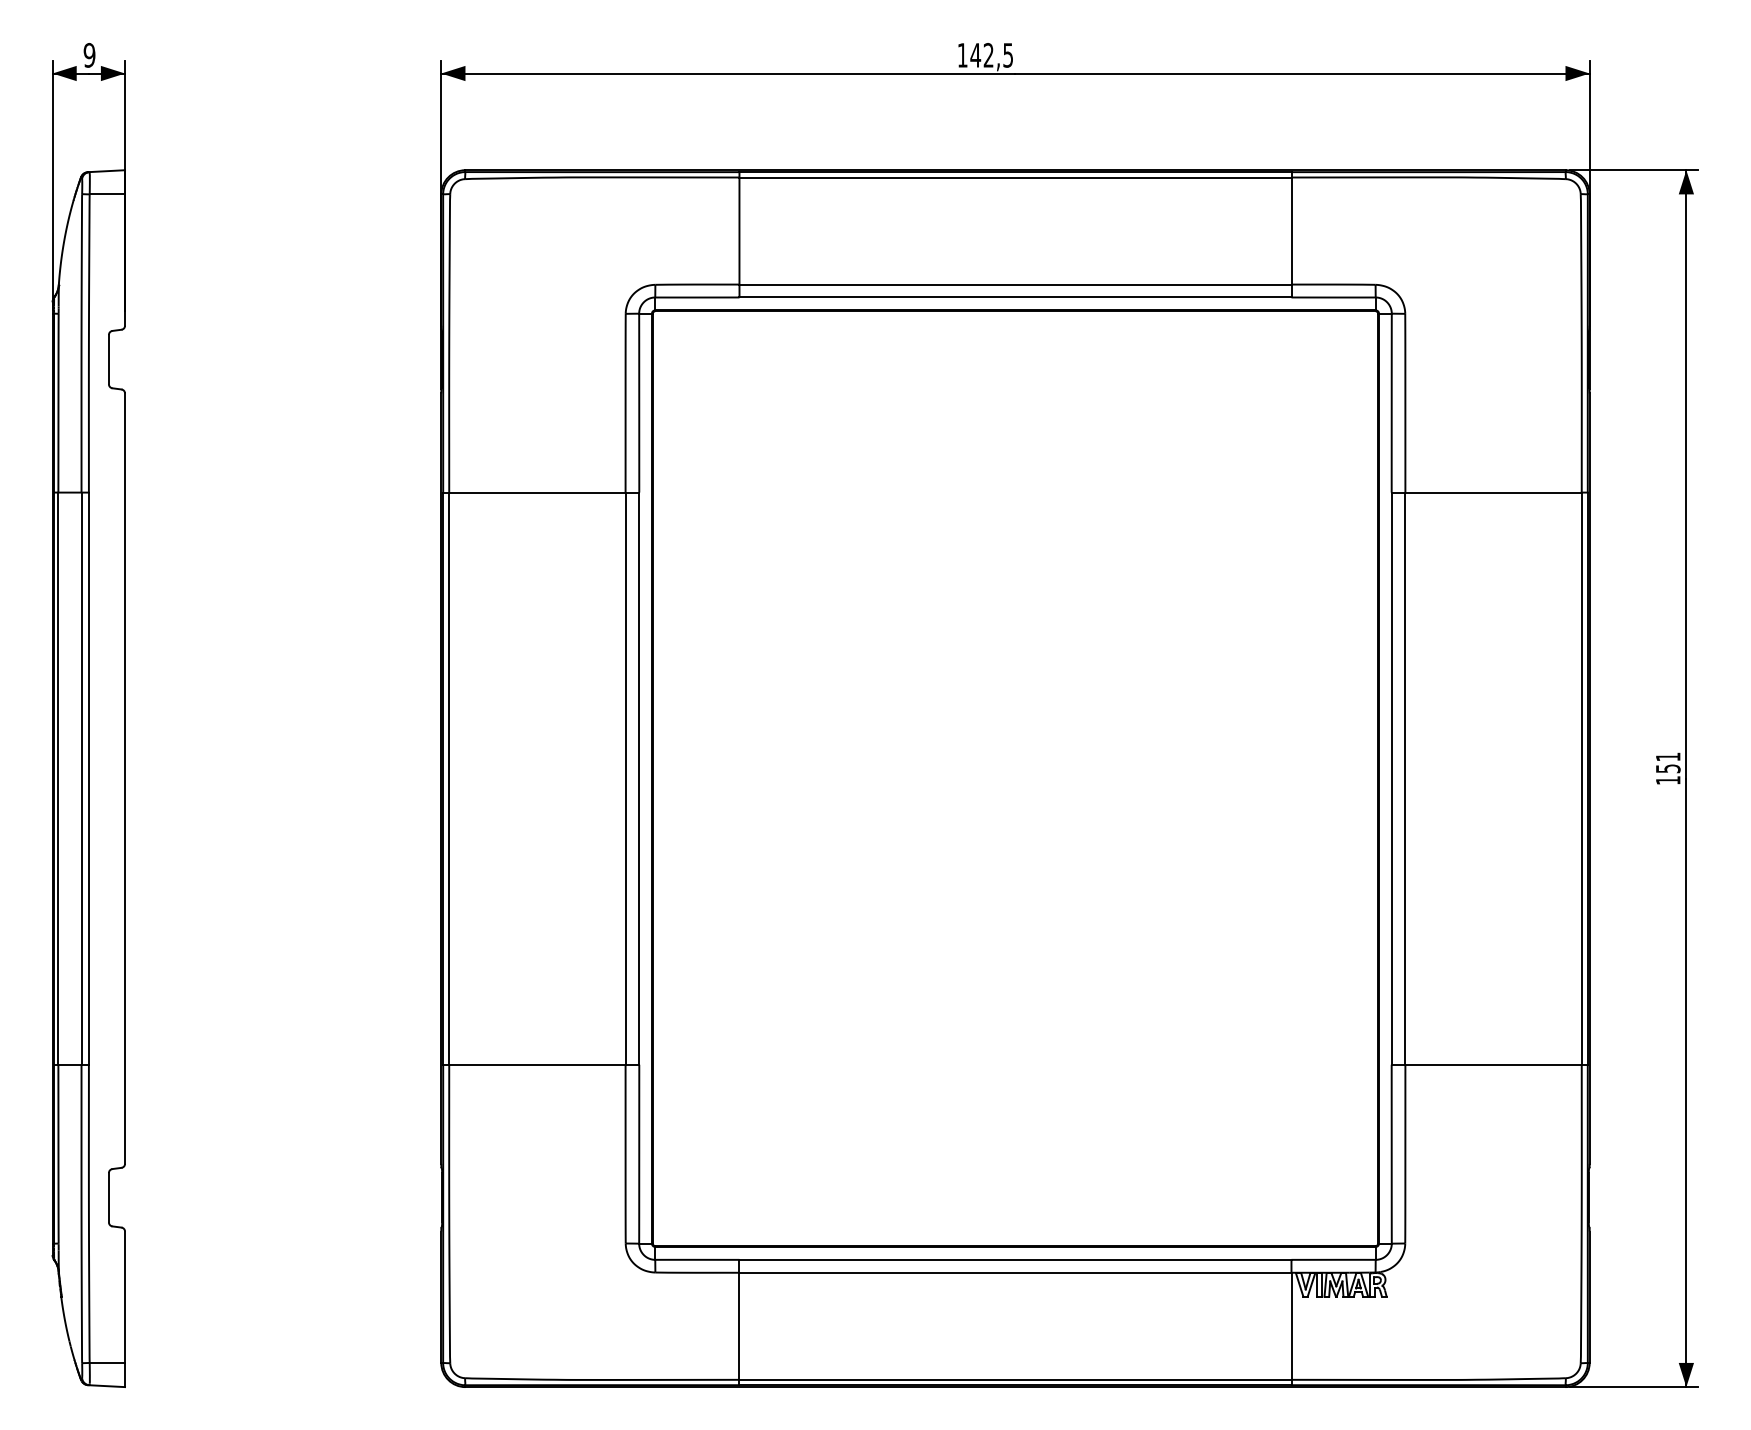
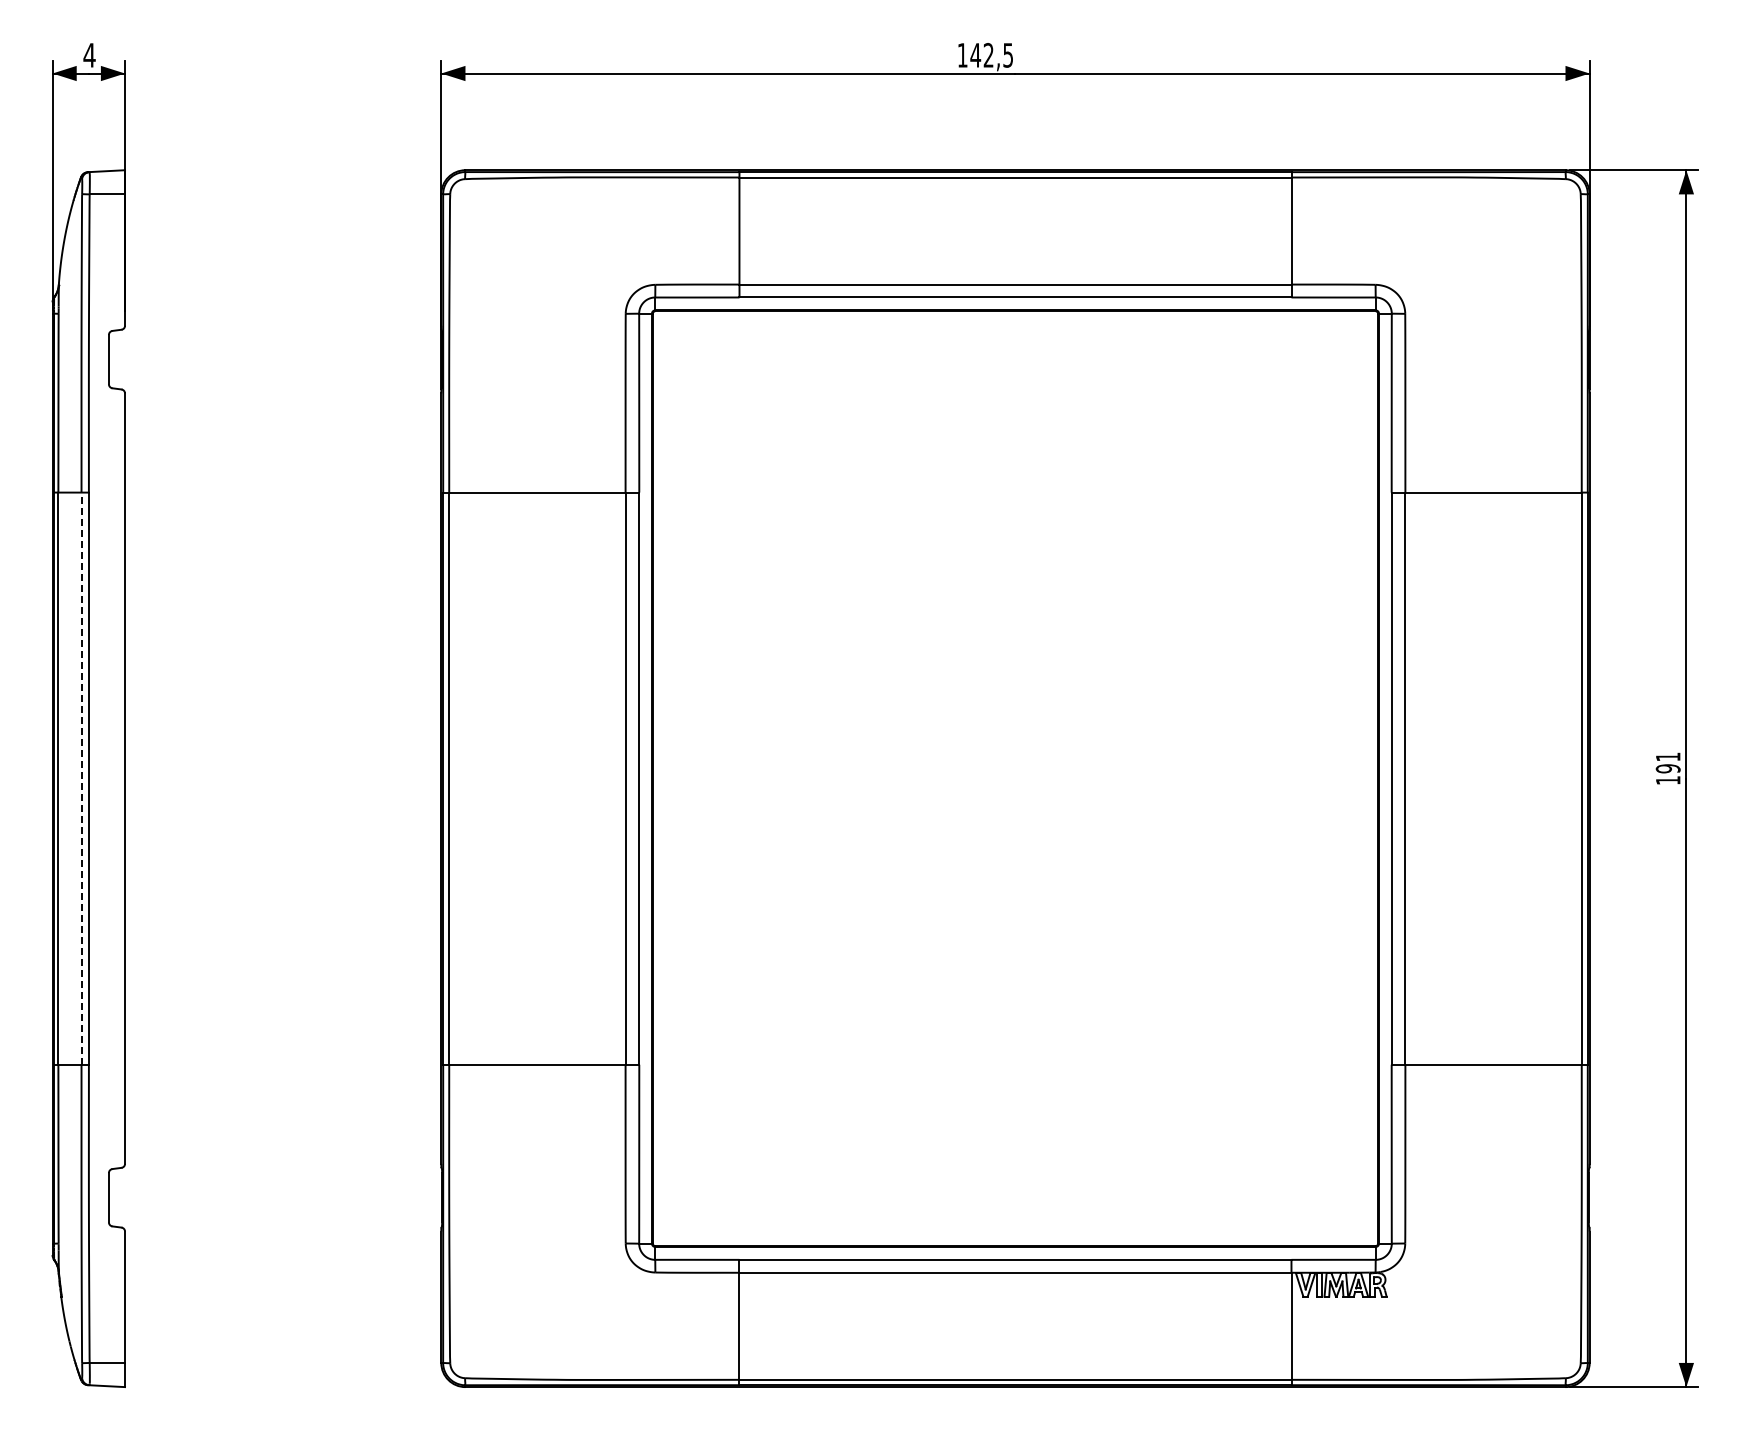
text: 9 -> 4 (89, 54)
text: 151 -> 191 (1667, 768)
line: solid -> dashed (81, 778)
